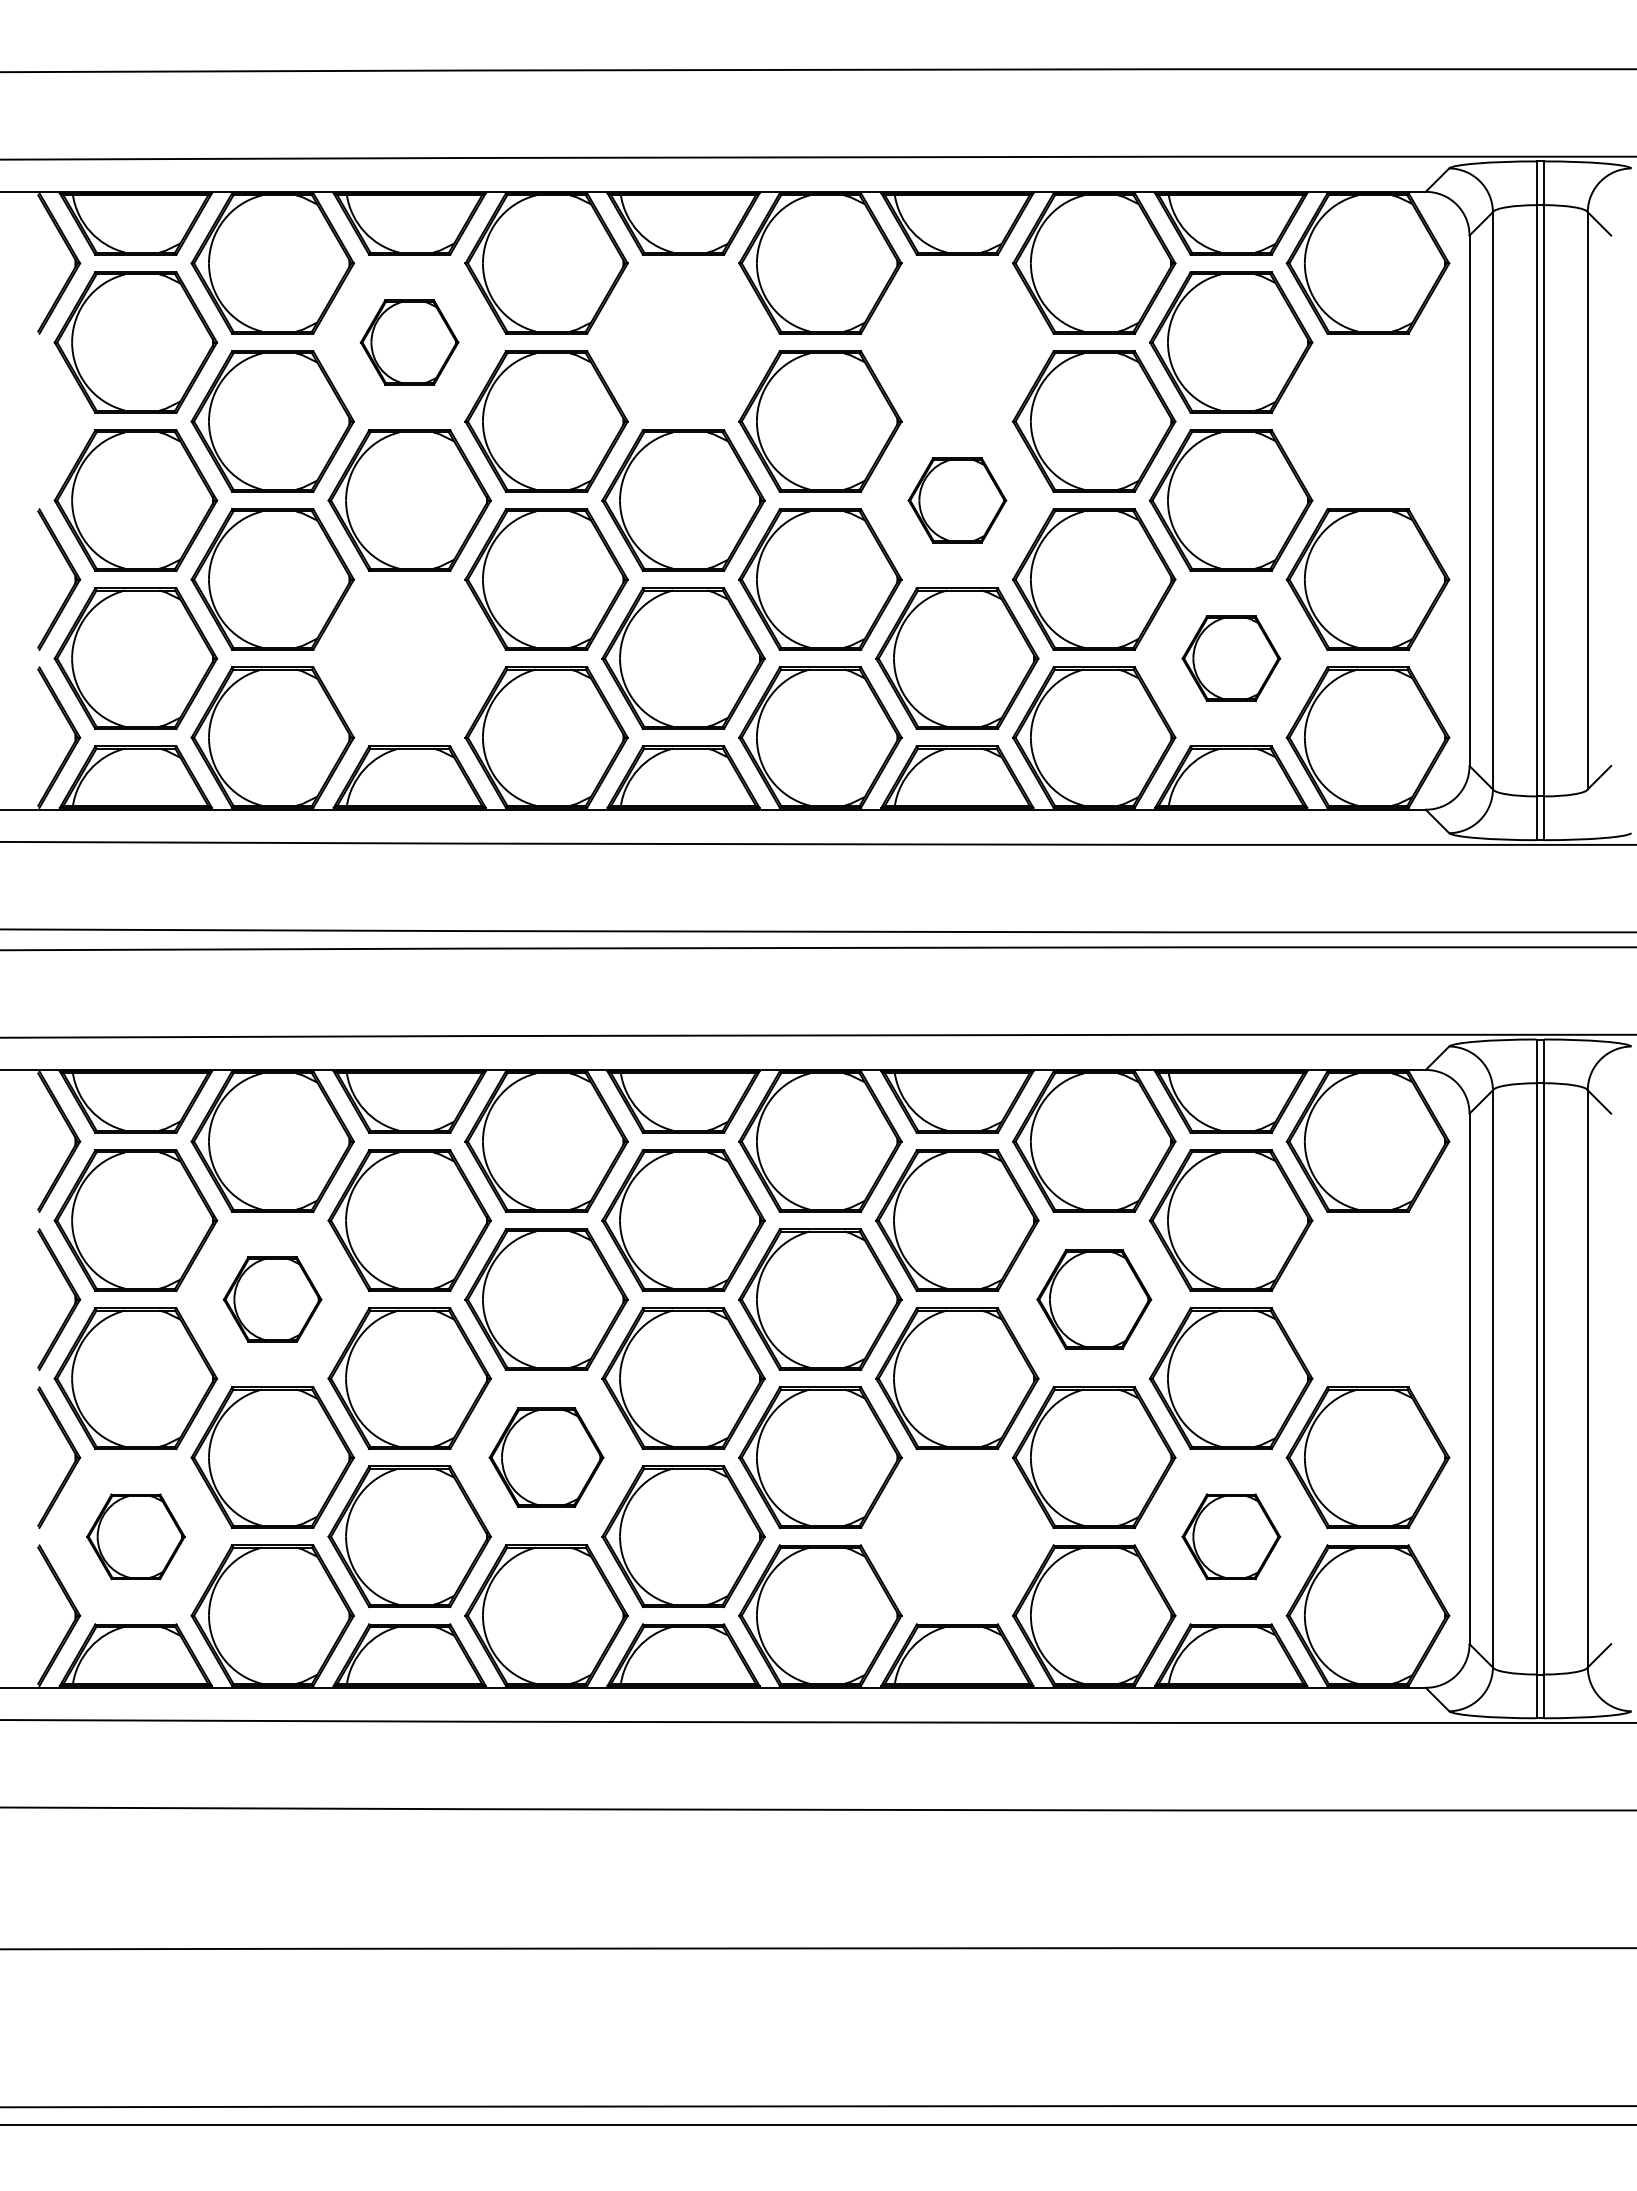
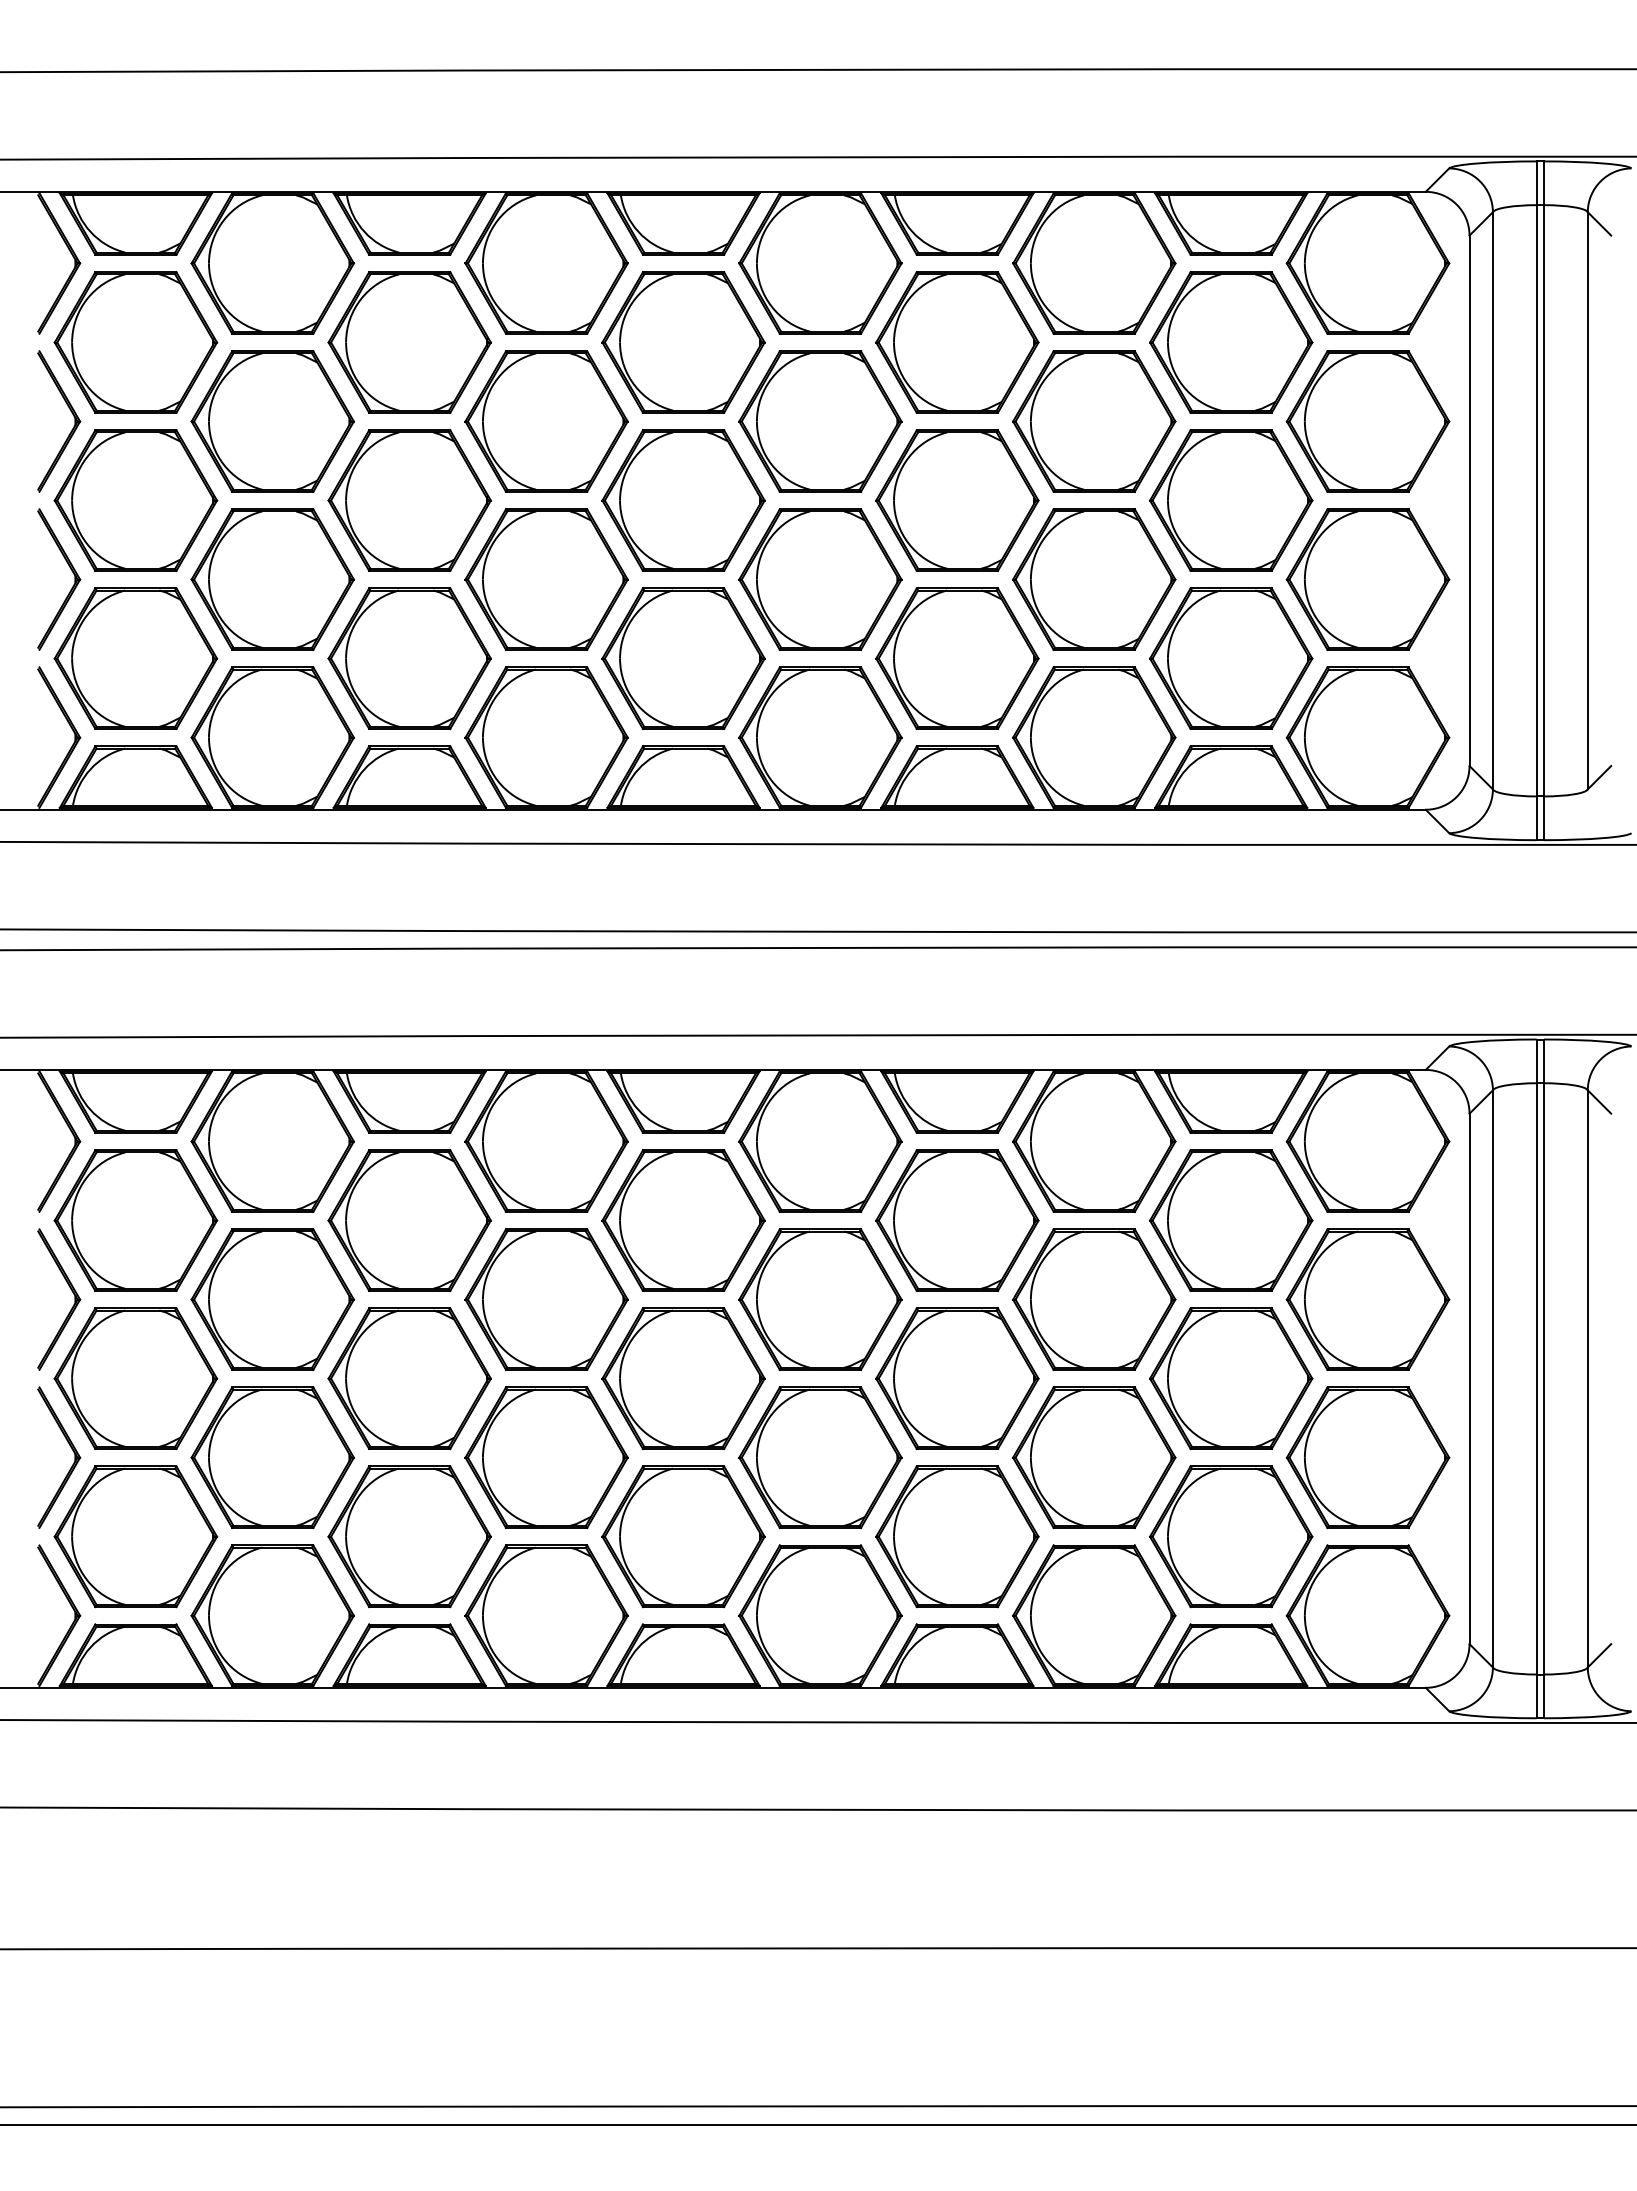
part size: 101x87 px -> 165x143 px (409, 342)
part: none -> present (683, 342)
part: none -> present (957, 342)
part: none -> present (71, 413)
part: none -> present (1367, 421)
part size: 101x87 px -> 165x143 px (957, 500)
part: none -> present (409, 658)
part size: 101x87 px -> 165x143 px (1231, 658)
part size: 101x87 px -> 165x143 px (272, 1299)
part size: 117x101 px -> 165x143 px (1094, 1299)
part: none -> present (1367, 1299)
part size: 117x101 px -> 165x143 px (546, 1457)
part size: 100x88 px -> 166x144 px (135, 1536)
part: none -> present (957, 1536)
part size: 101x88 px -> 165x144 px (1231, 1536)
